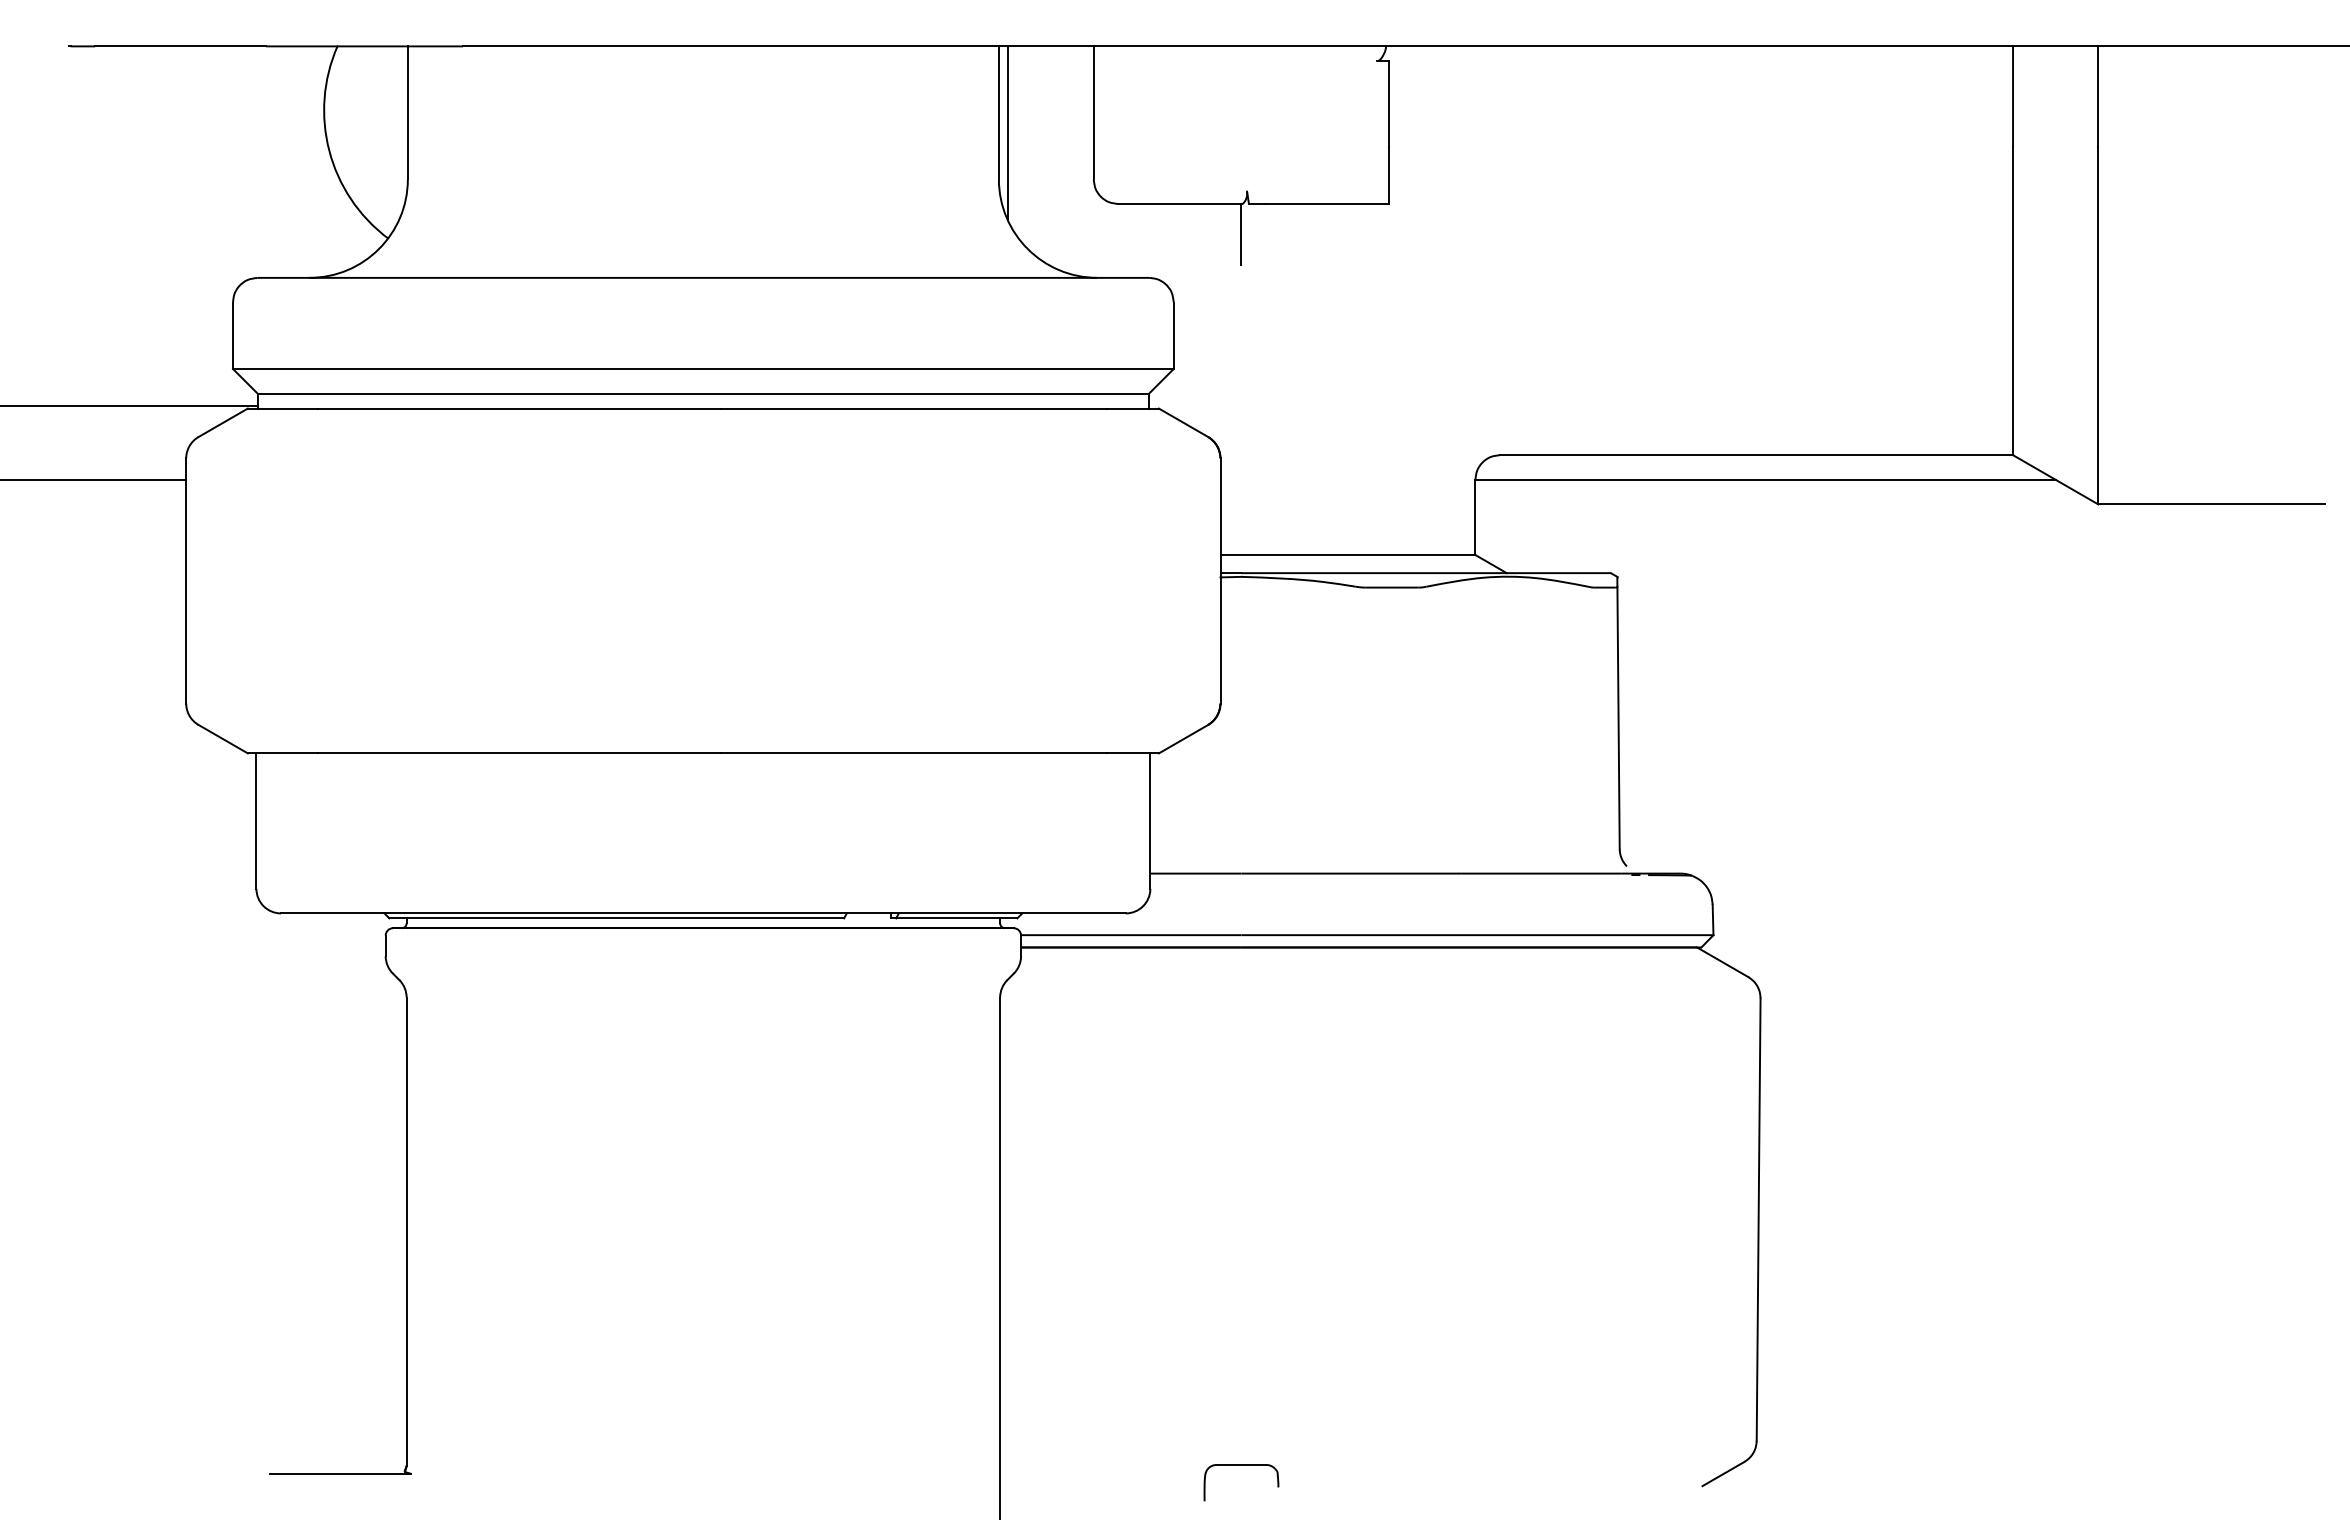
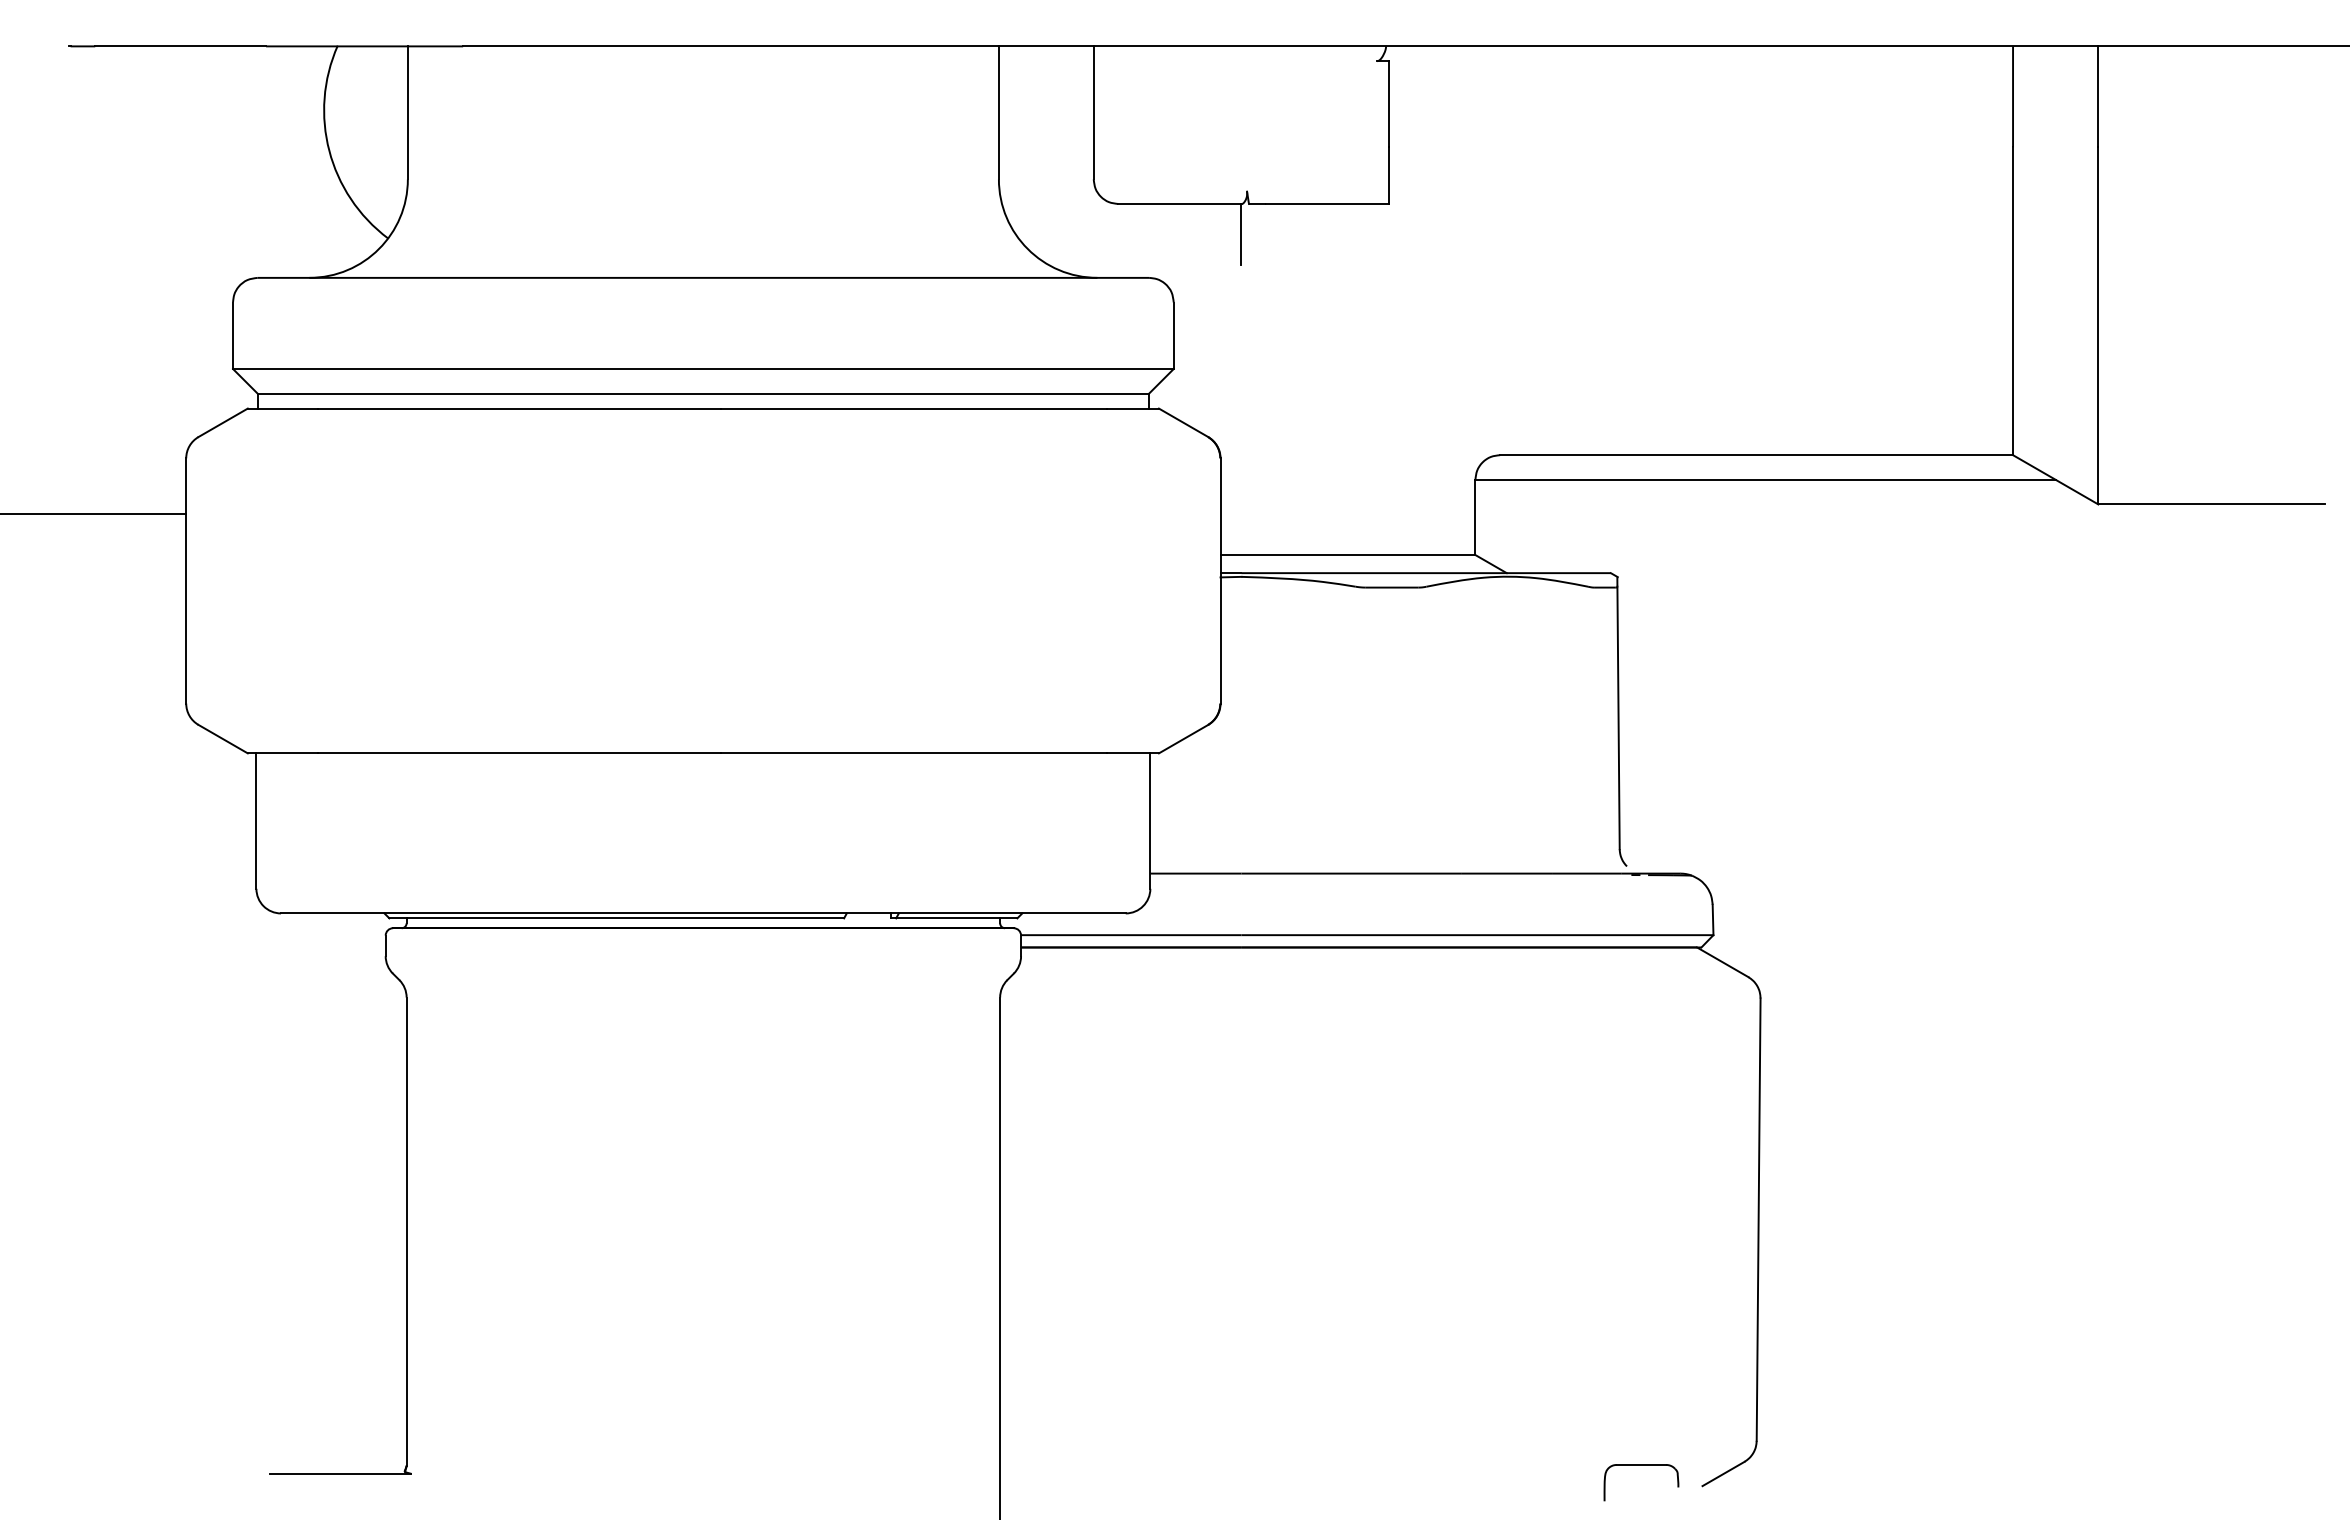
line: present -> none (1007, 132)
line: present -> none (129, 405)
line position: (94, 479) -> (94, 513) (94, 513)
part position: (1241, 1465) -> (1641, 1465) (1641, 1465)
